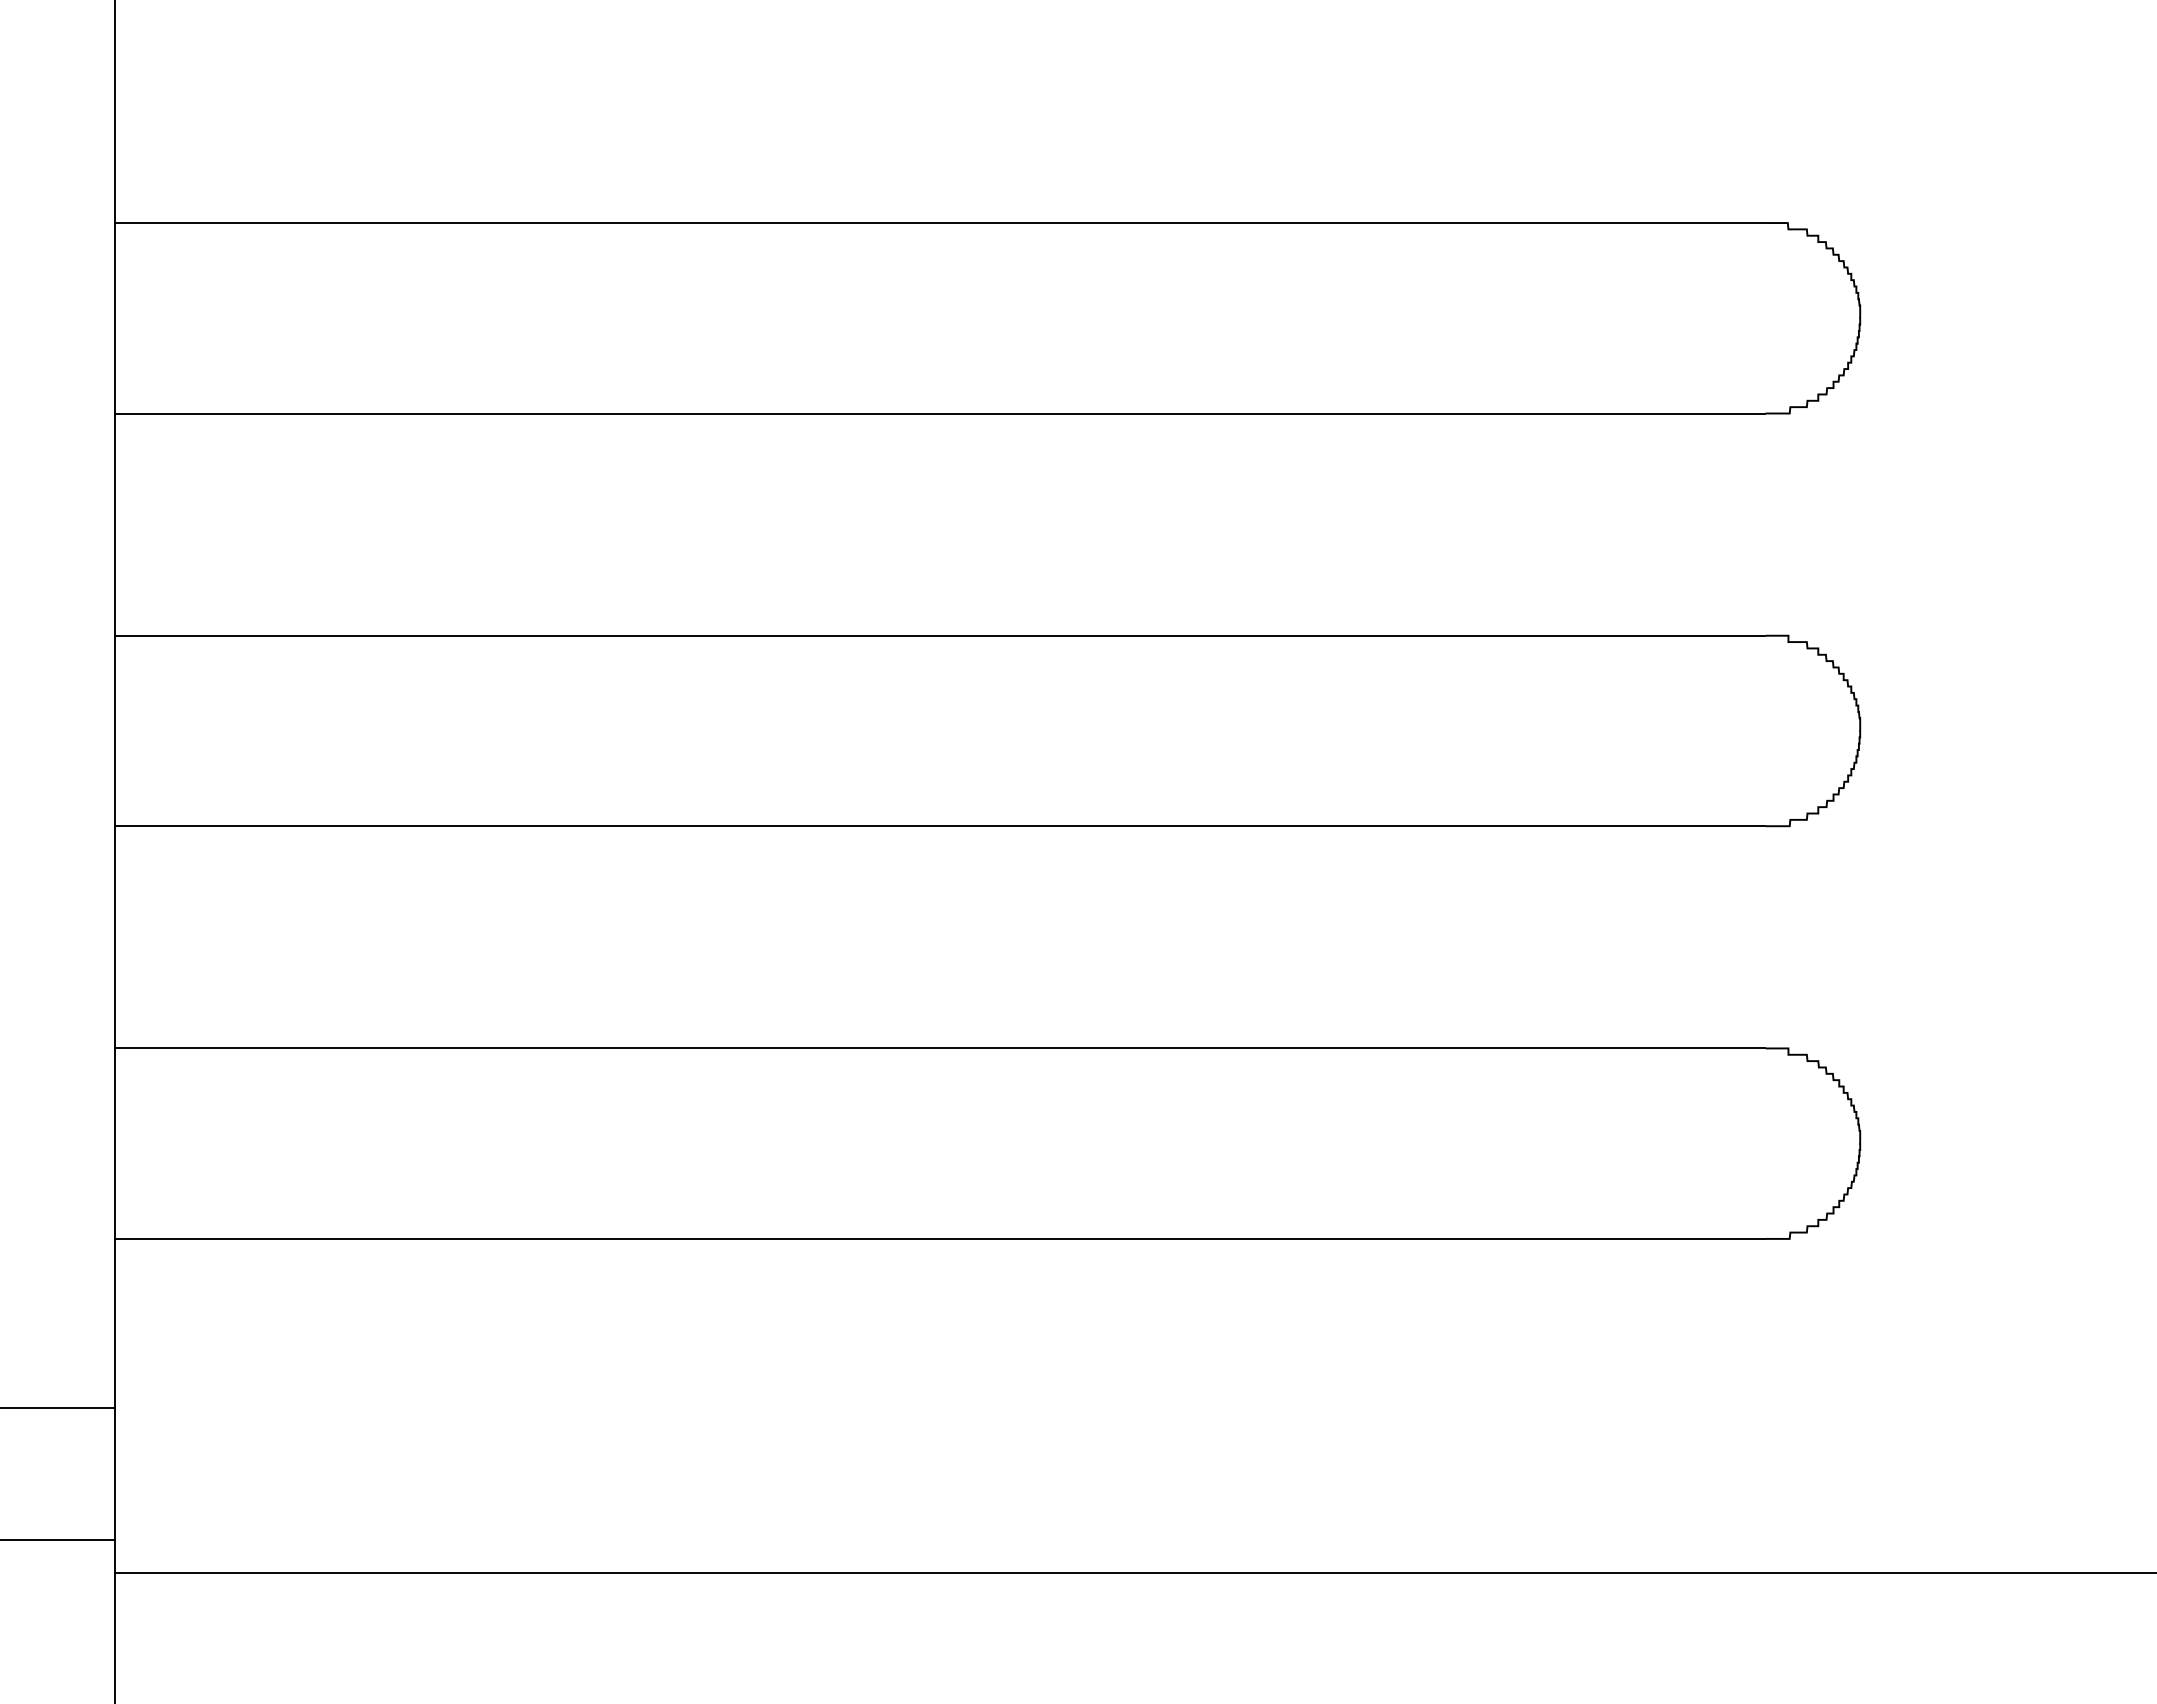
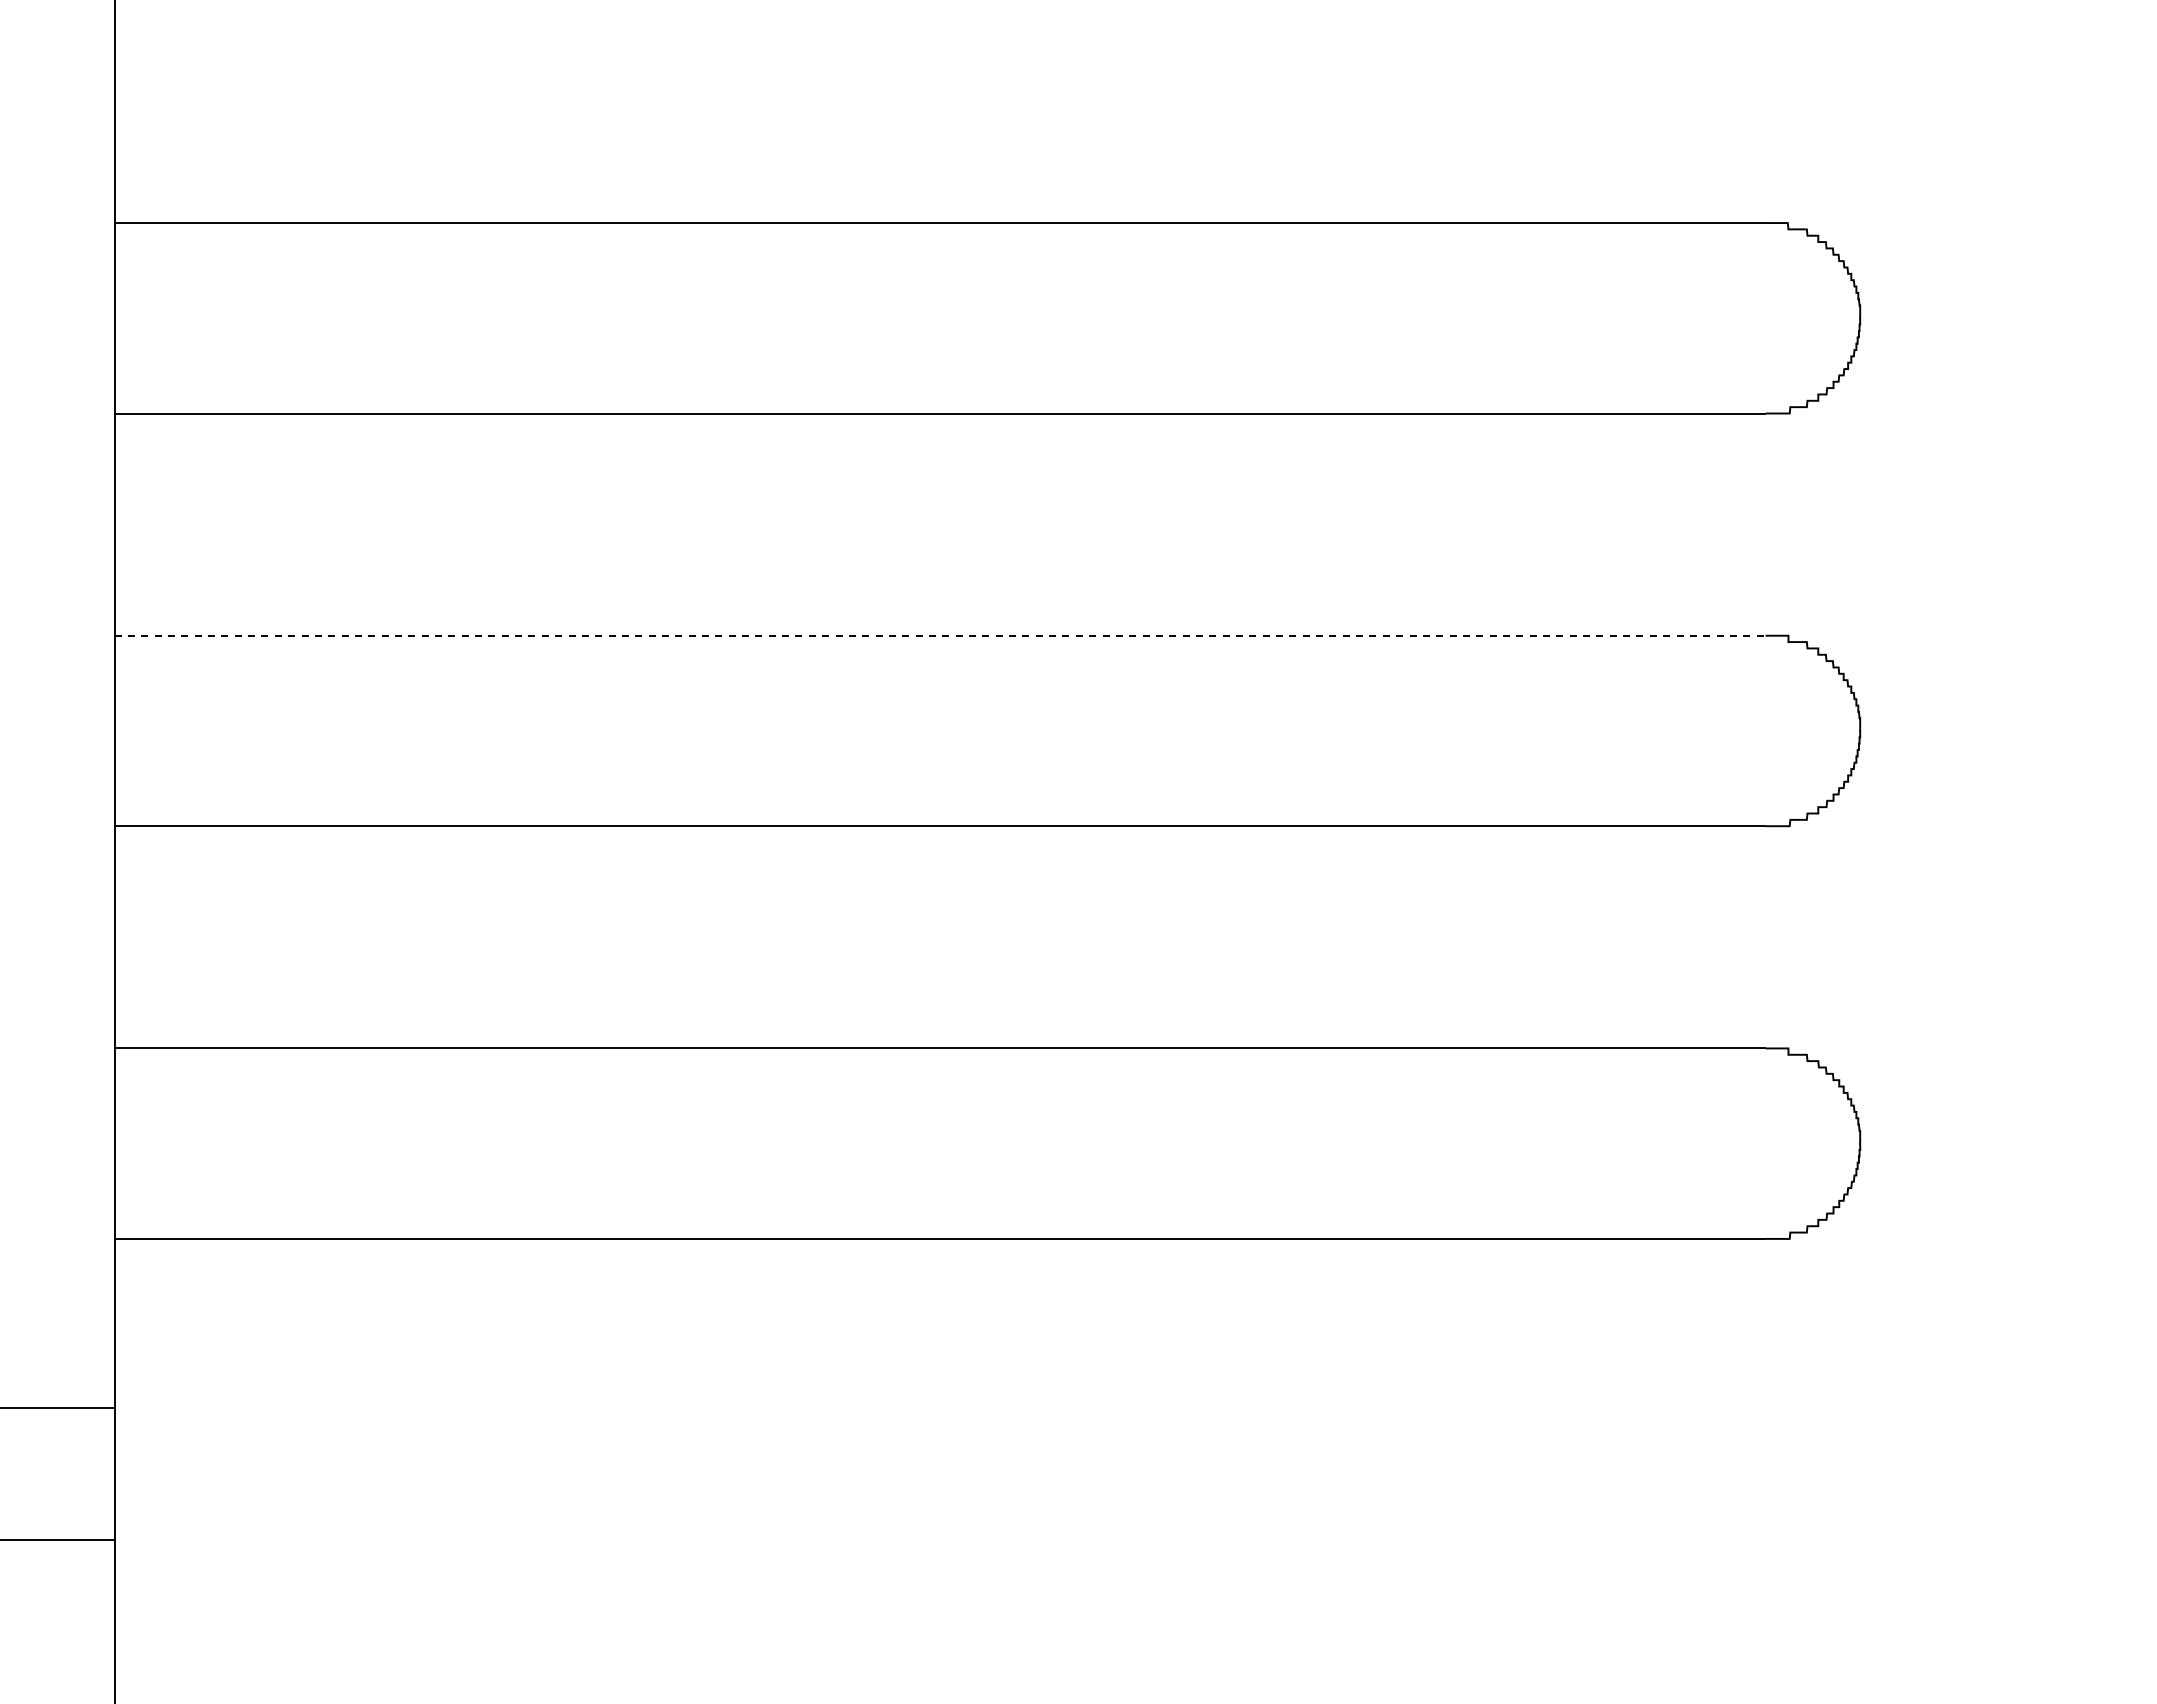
line: solid -> dashed (940, 635)
line: present -> none (1133, 1572)
